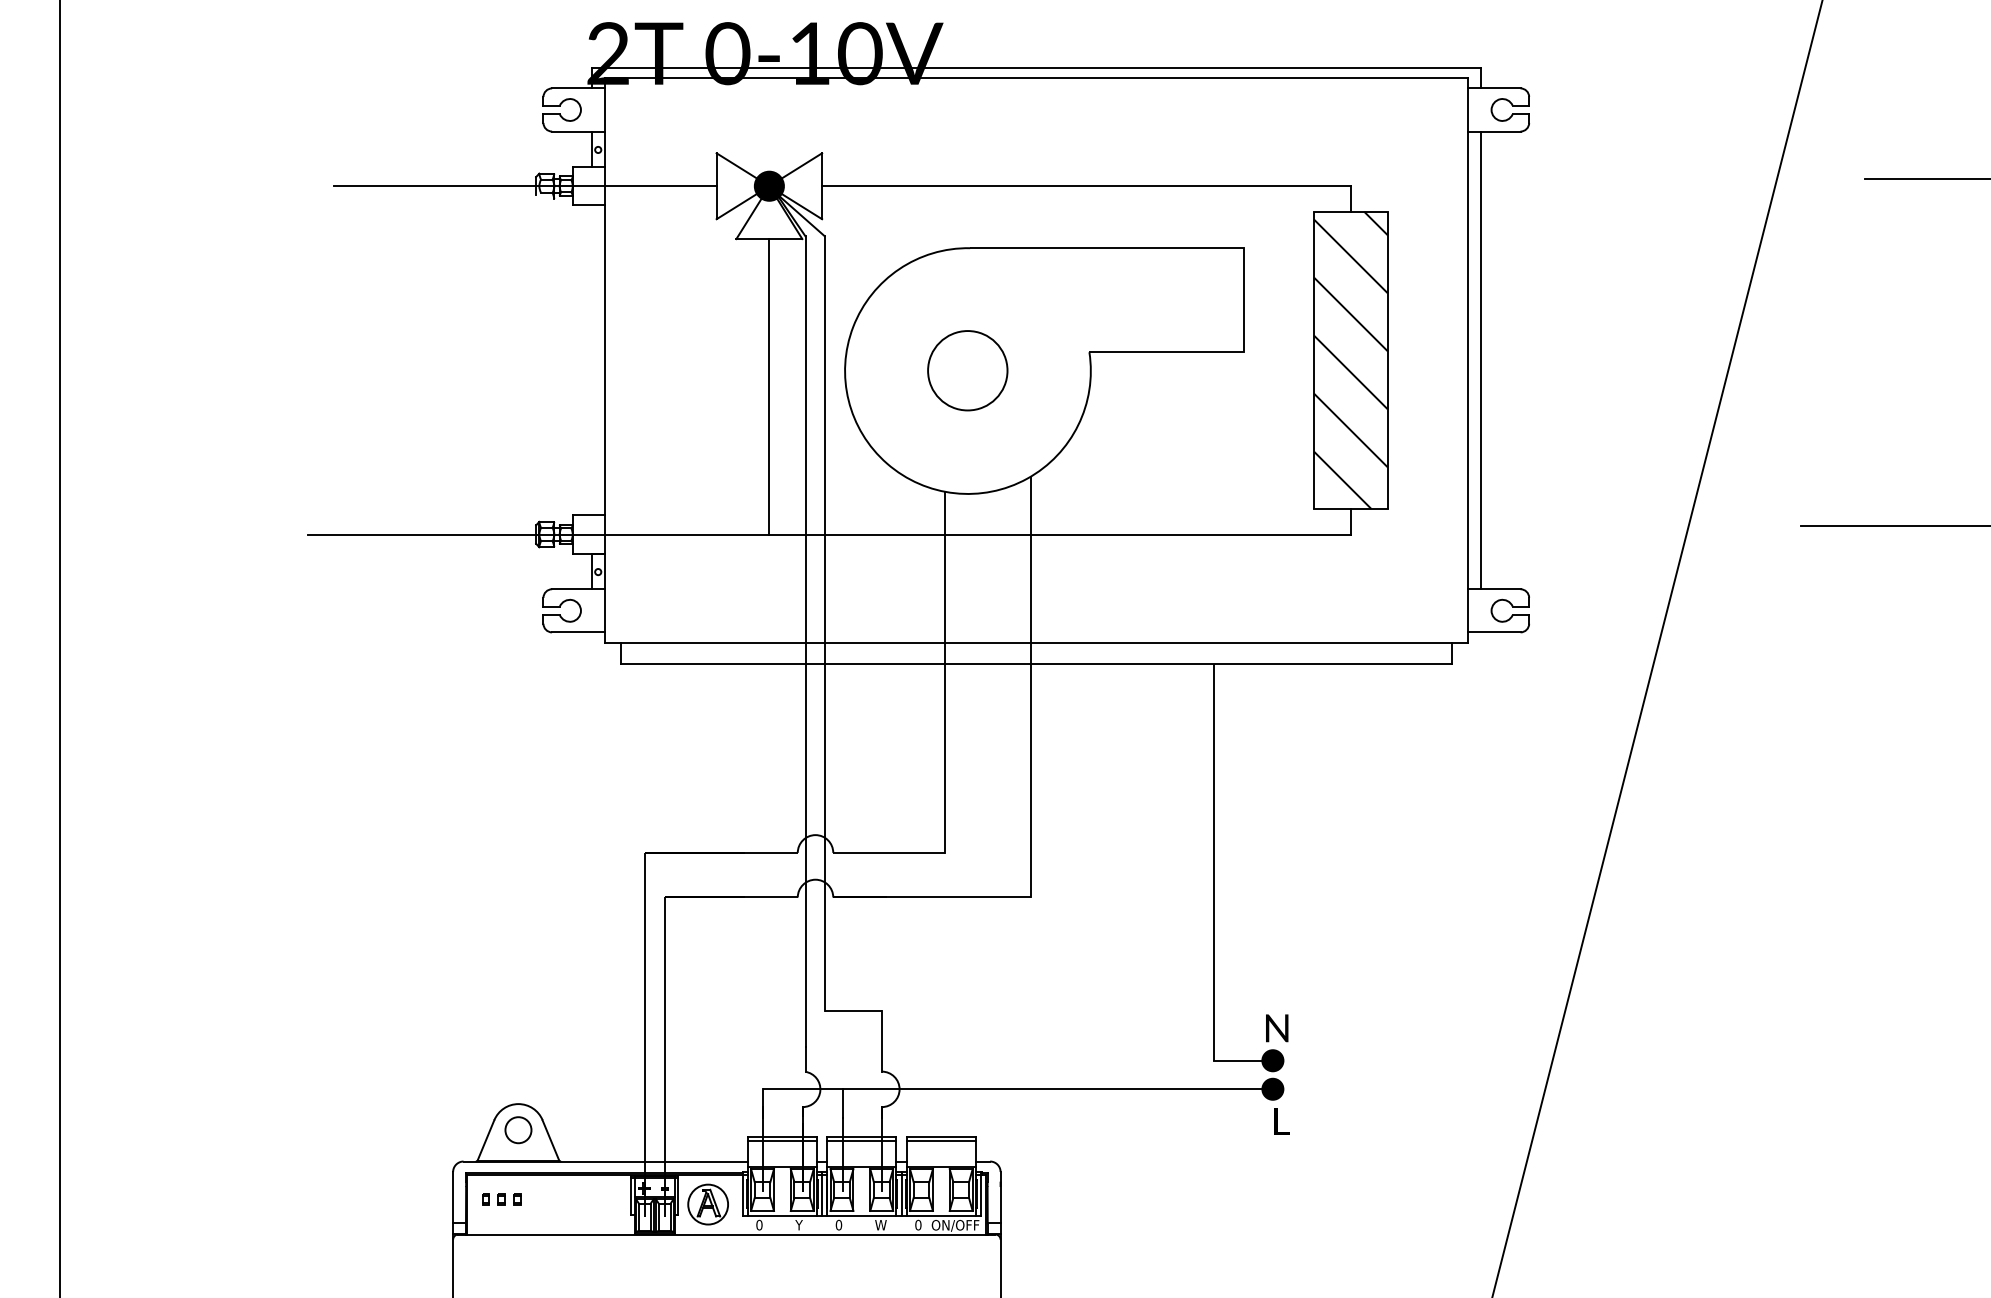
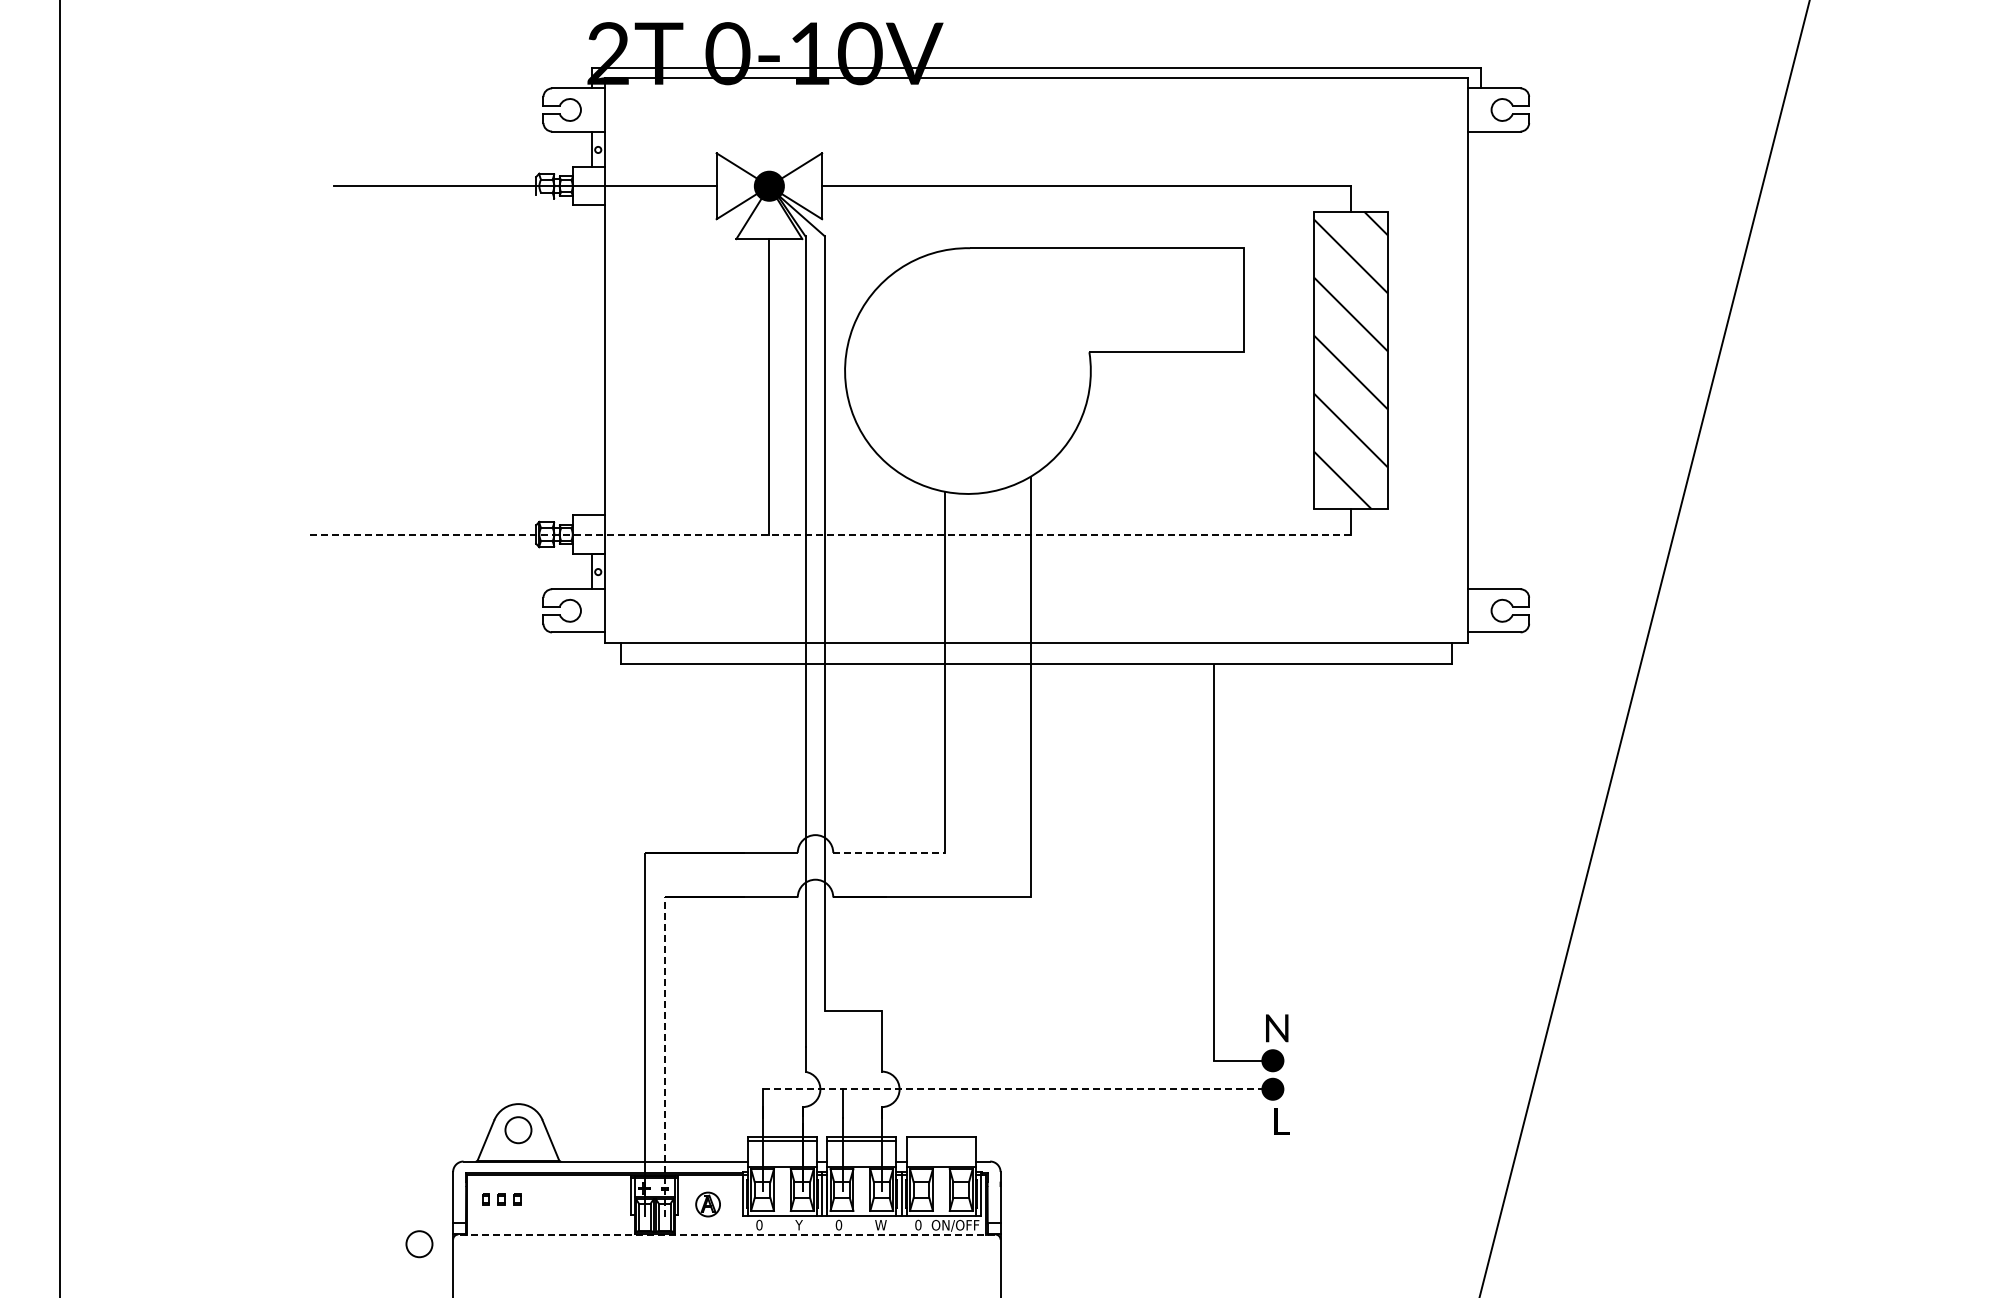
line: present -> none (1925, 179)
line: present -> none (1480, 360)
circle: present -> none (967, 370)
line: present -> none (1893, 526)
line: solid -> dashed (829, 534)
line position: (1657, 648) -> (1644, 648) (1644, 648)
line: solid -> dashed (889, 852)
line: solid -> dashed (665, 1057)
line: solid -> dashed (1016, 1089)
line: present -> none (940, 1141)
part size: 42x43 px -> 26x27 px (707, 1204)
line: solid -> dashed (726, 1234)
circle: none -> present (419, 1244)
